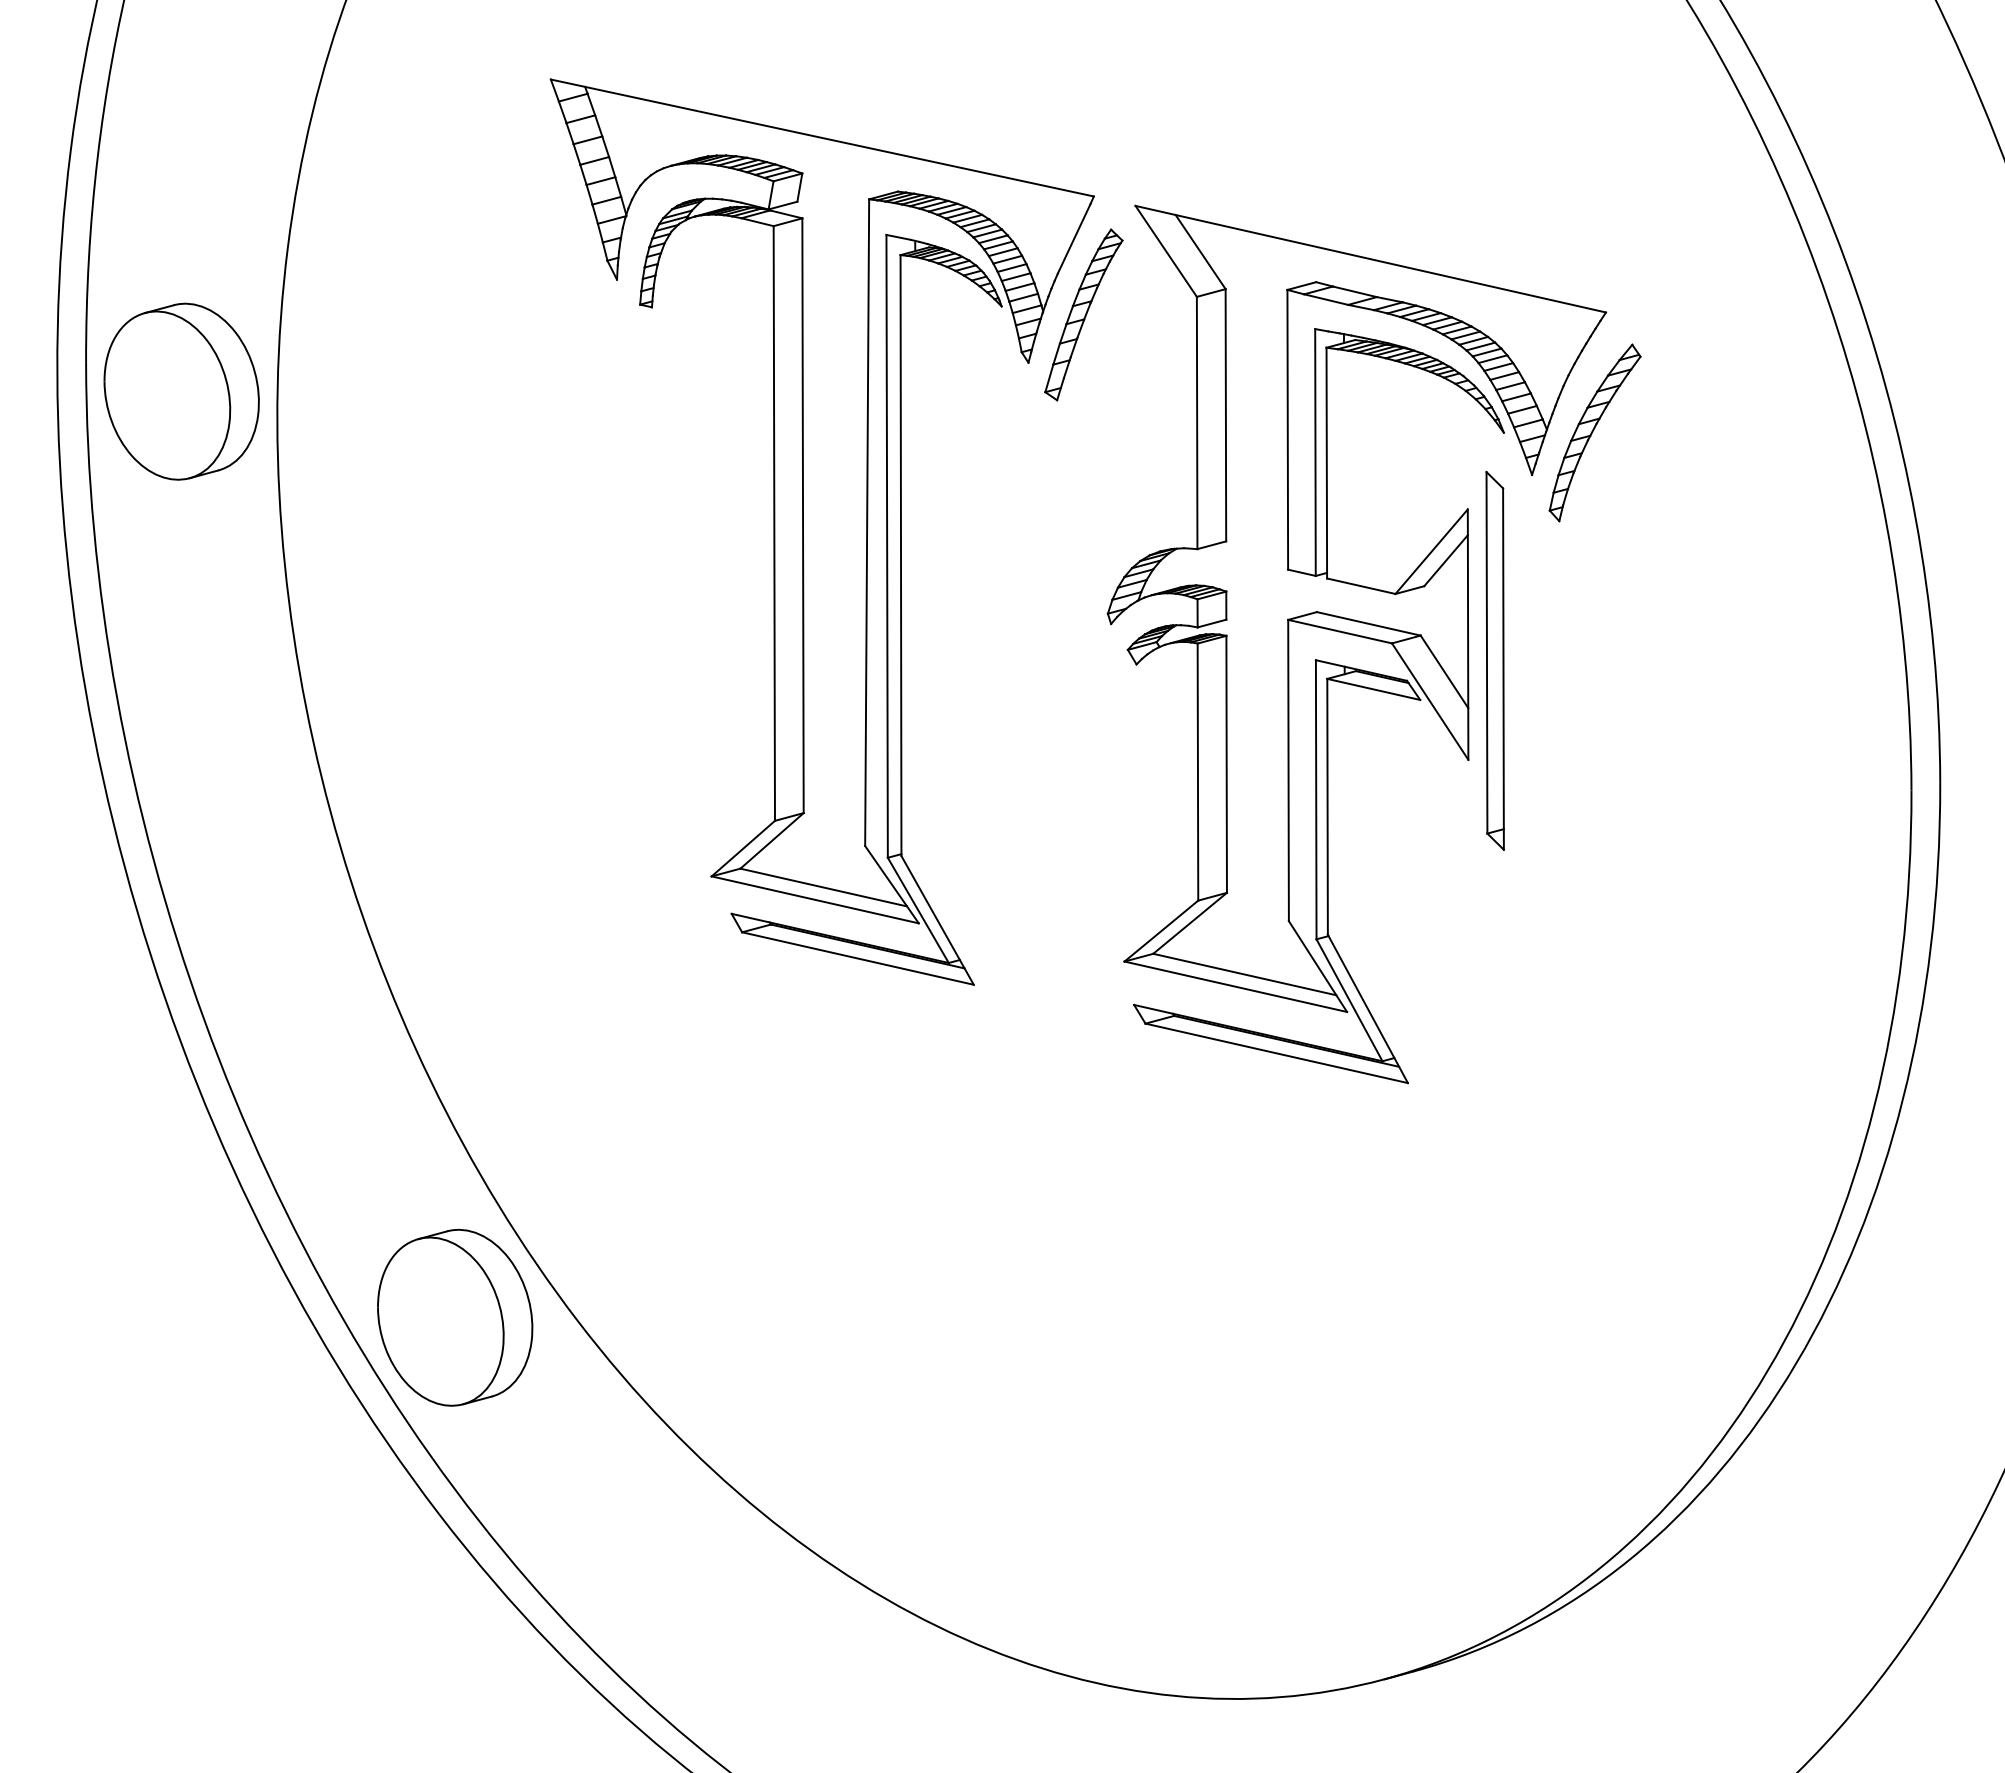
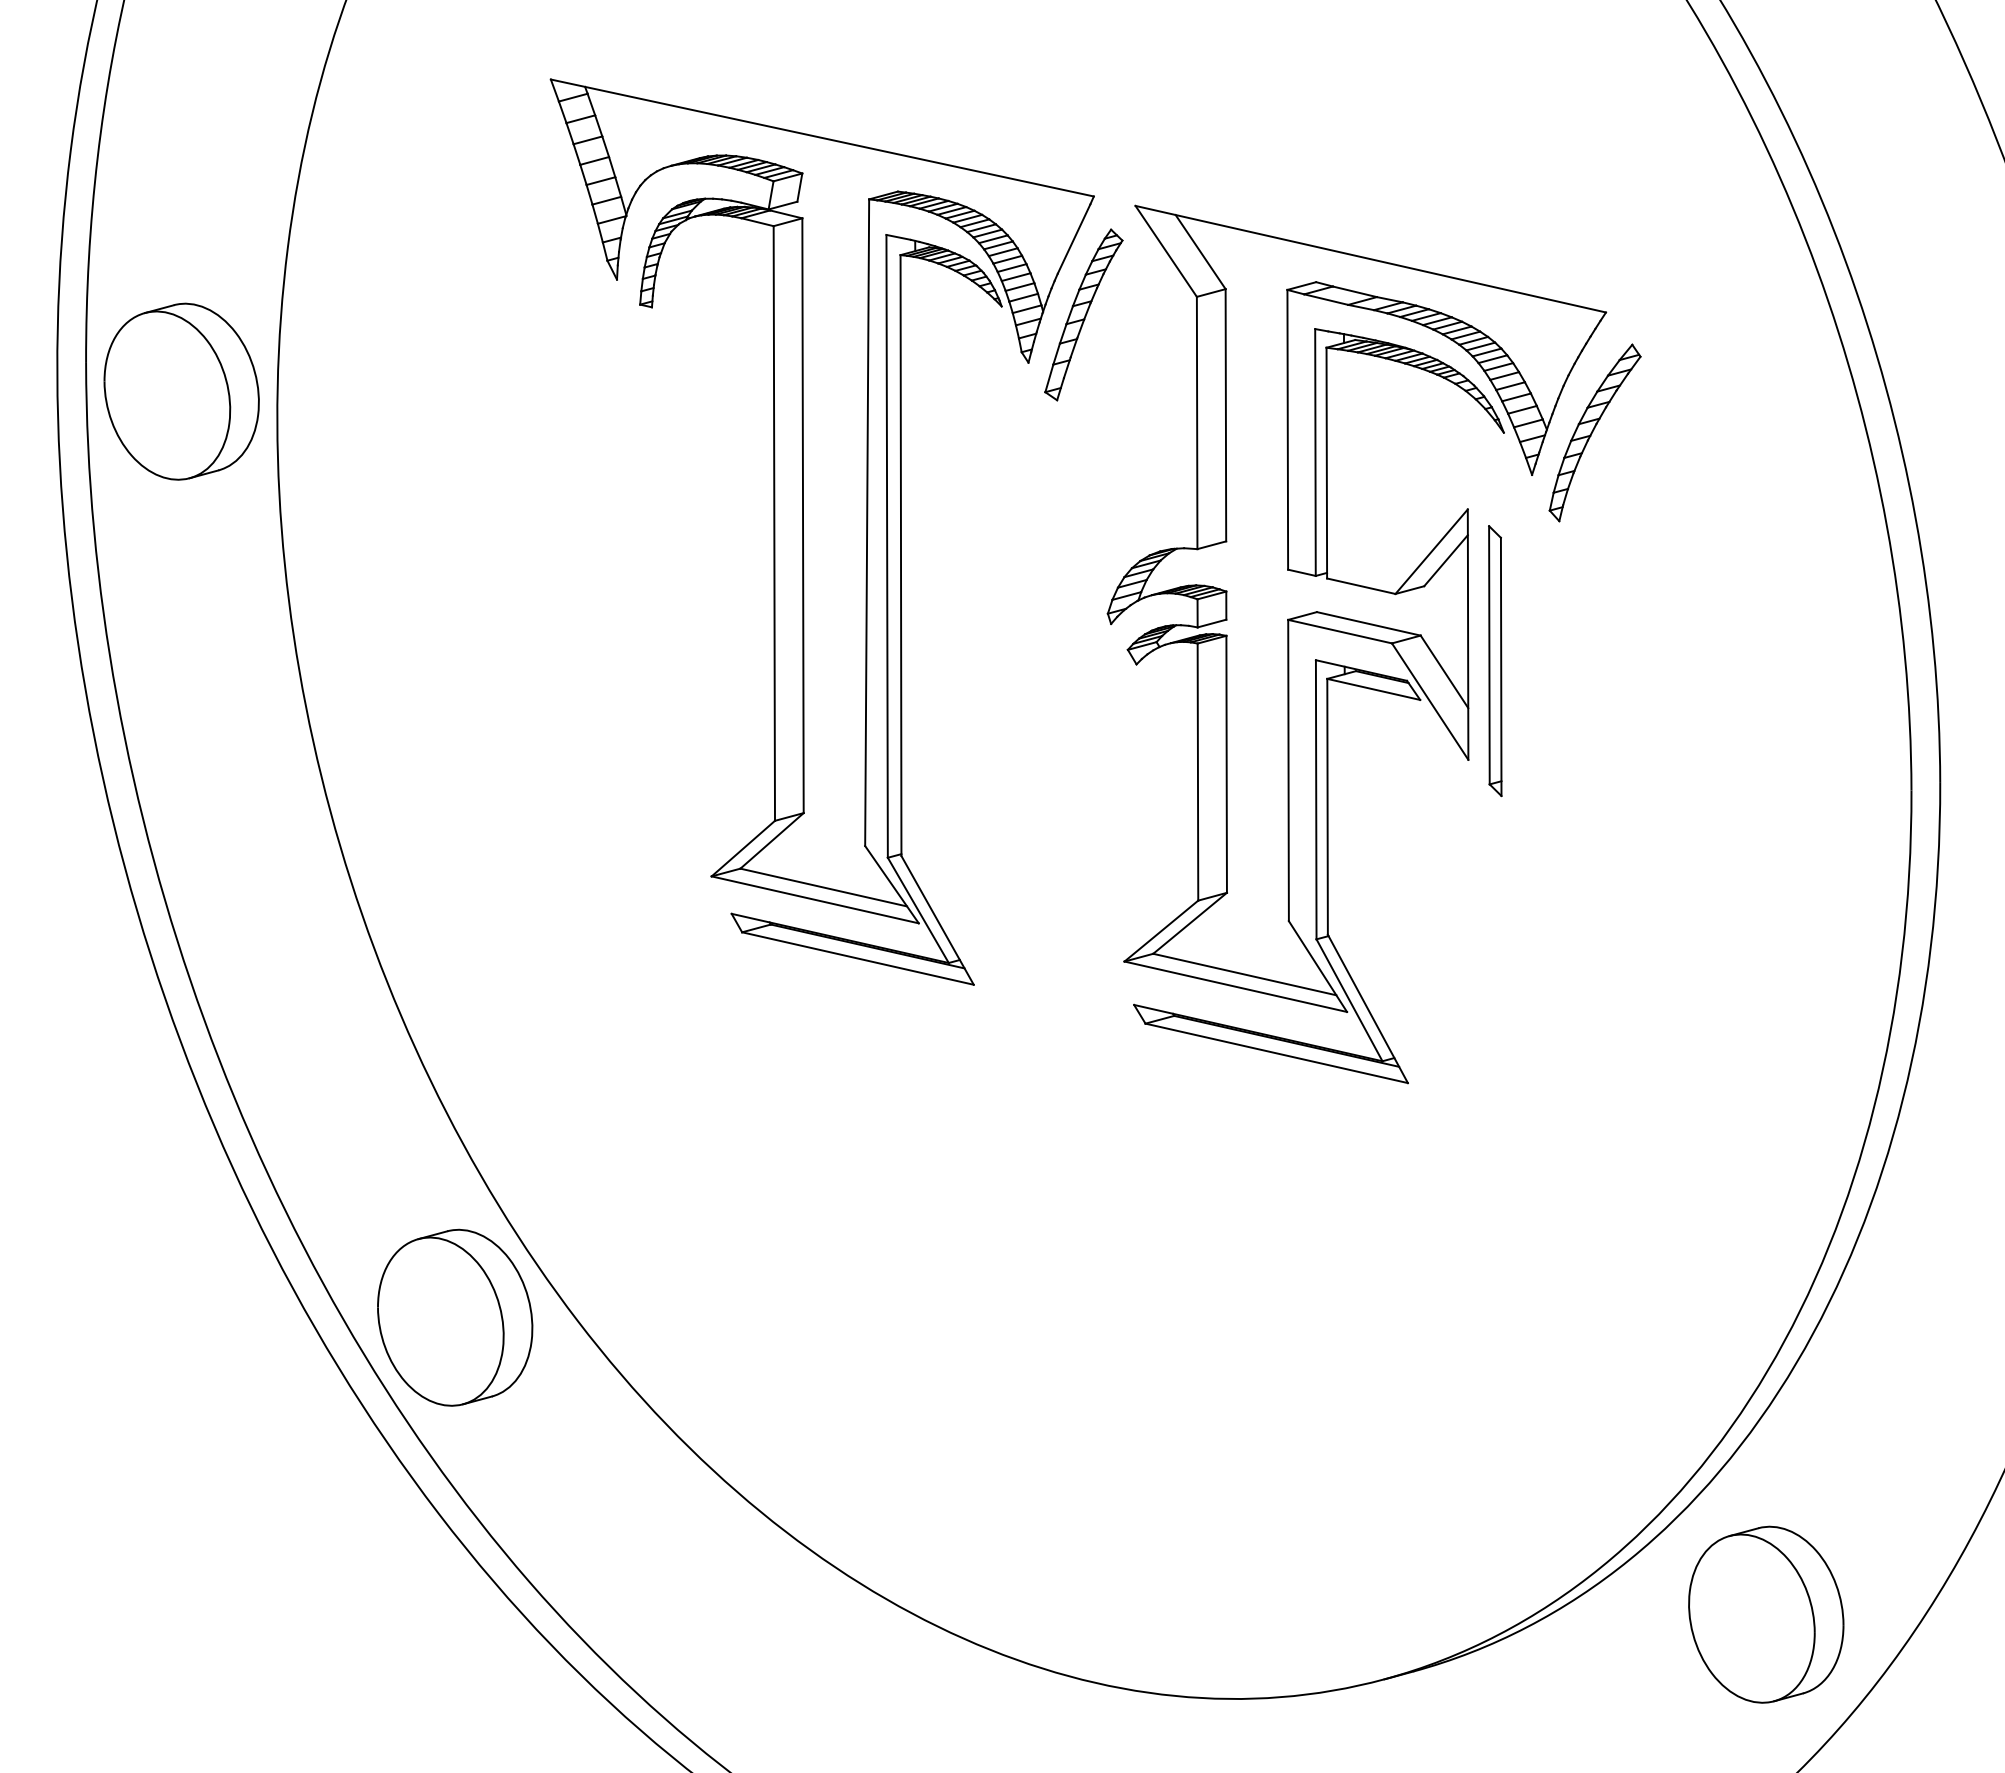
part size: 20x380 px -> 15x273 px (1495, 661)
part: none -> present (1766, 1614)
